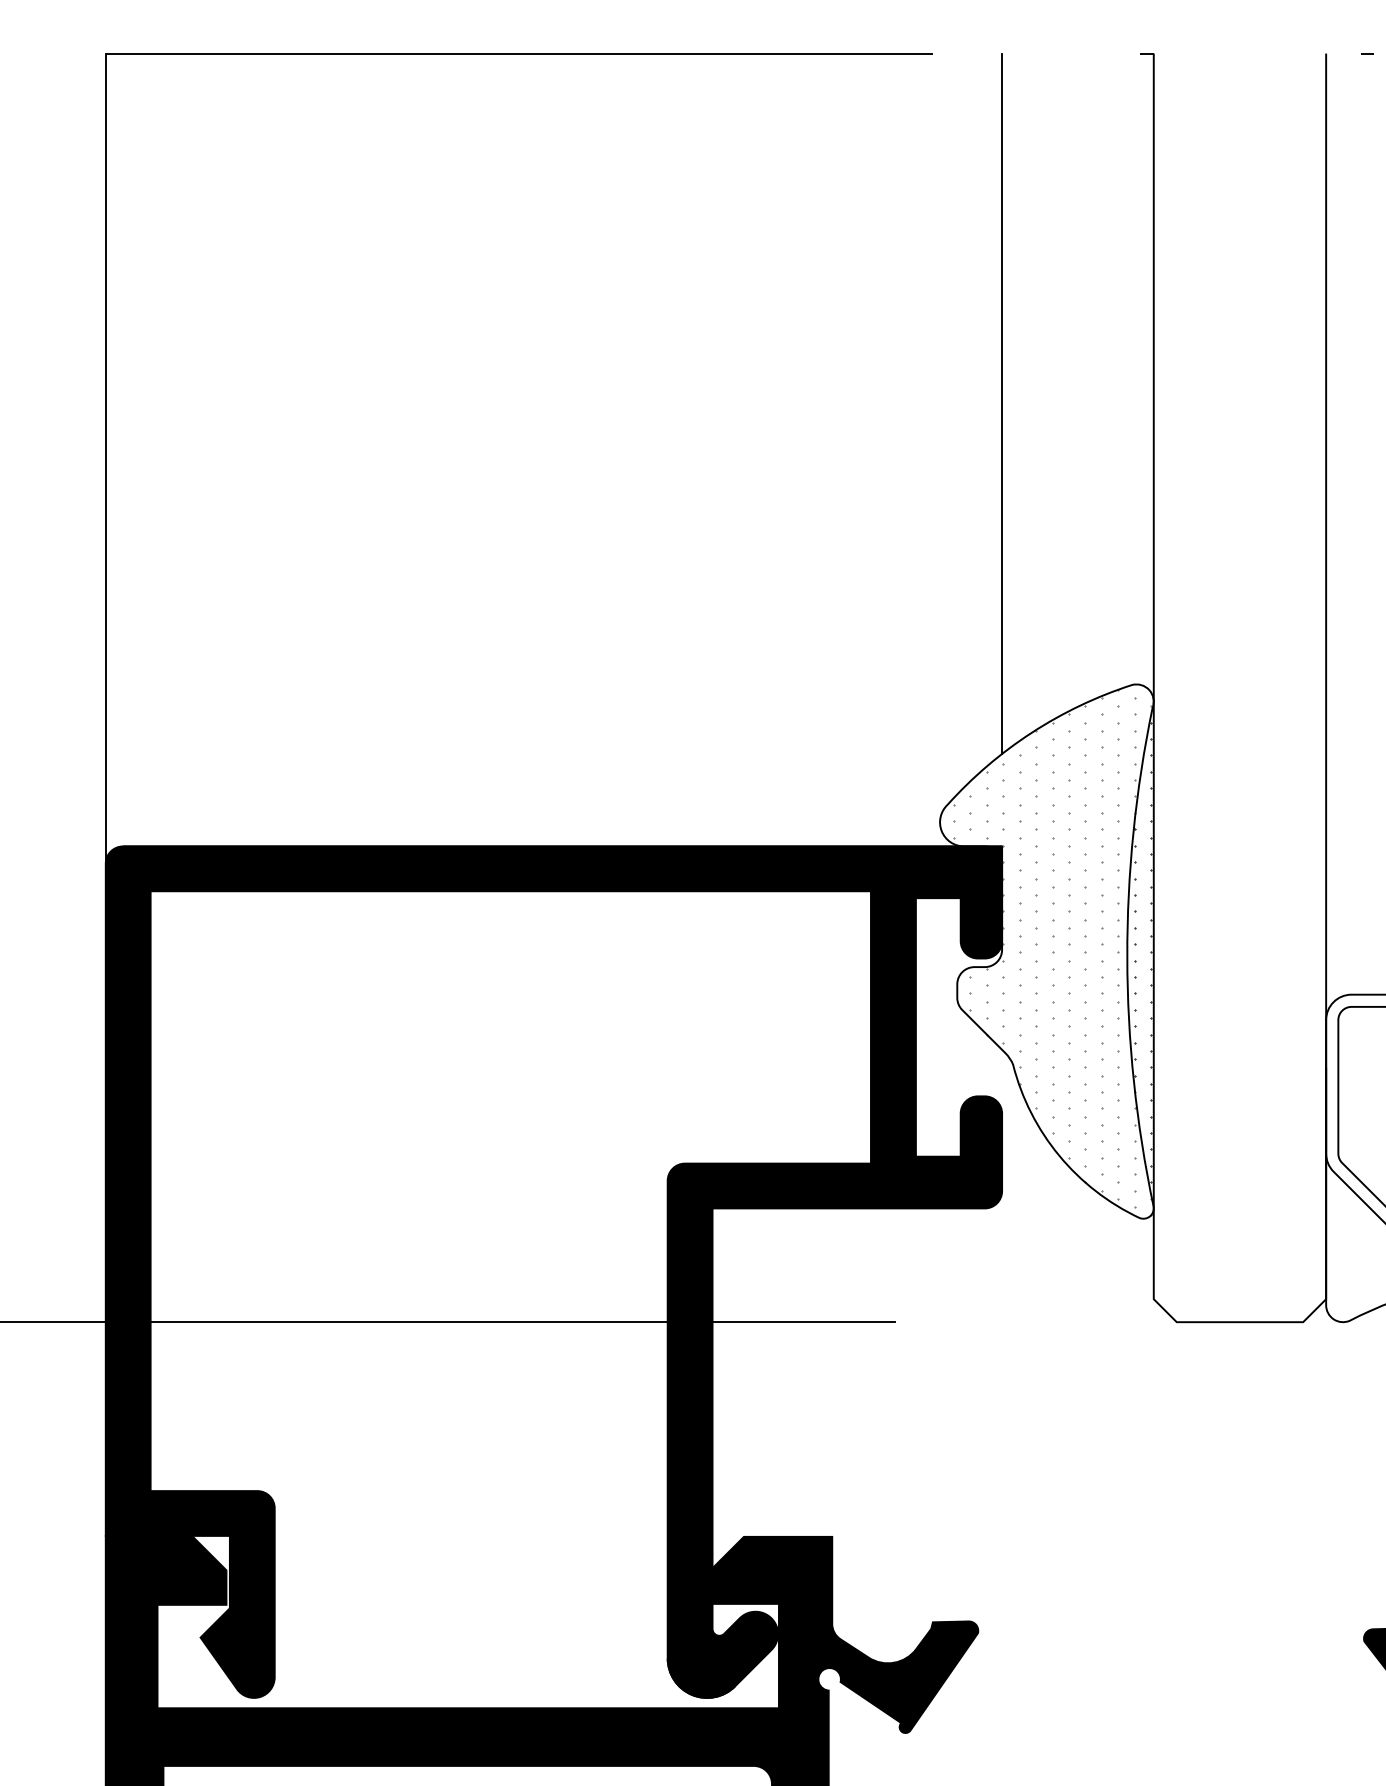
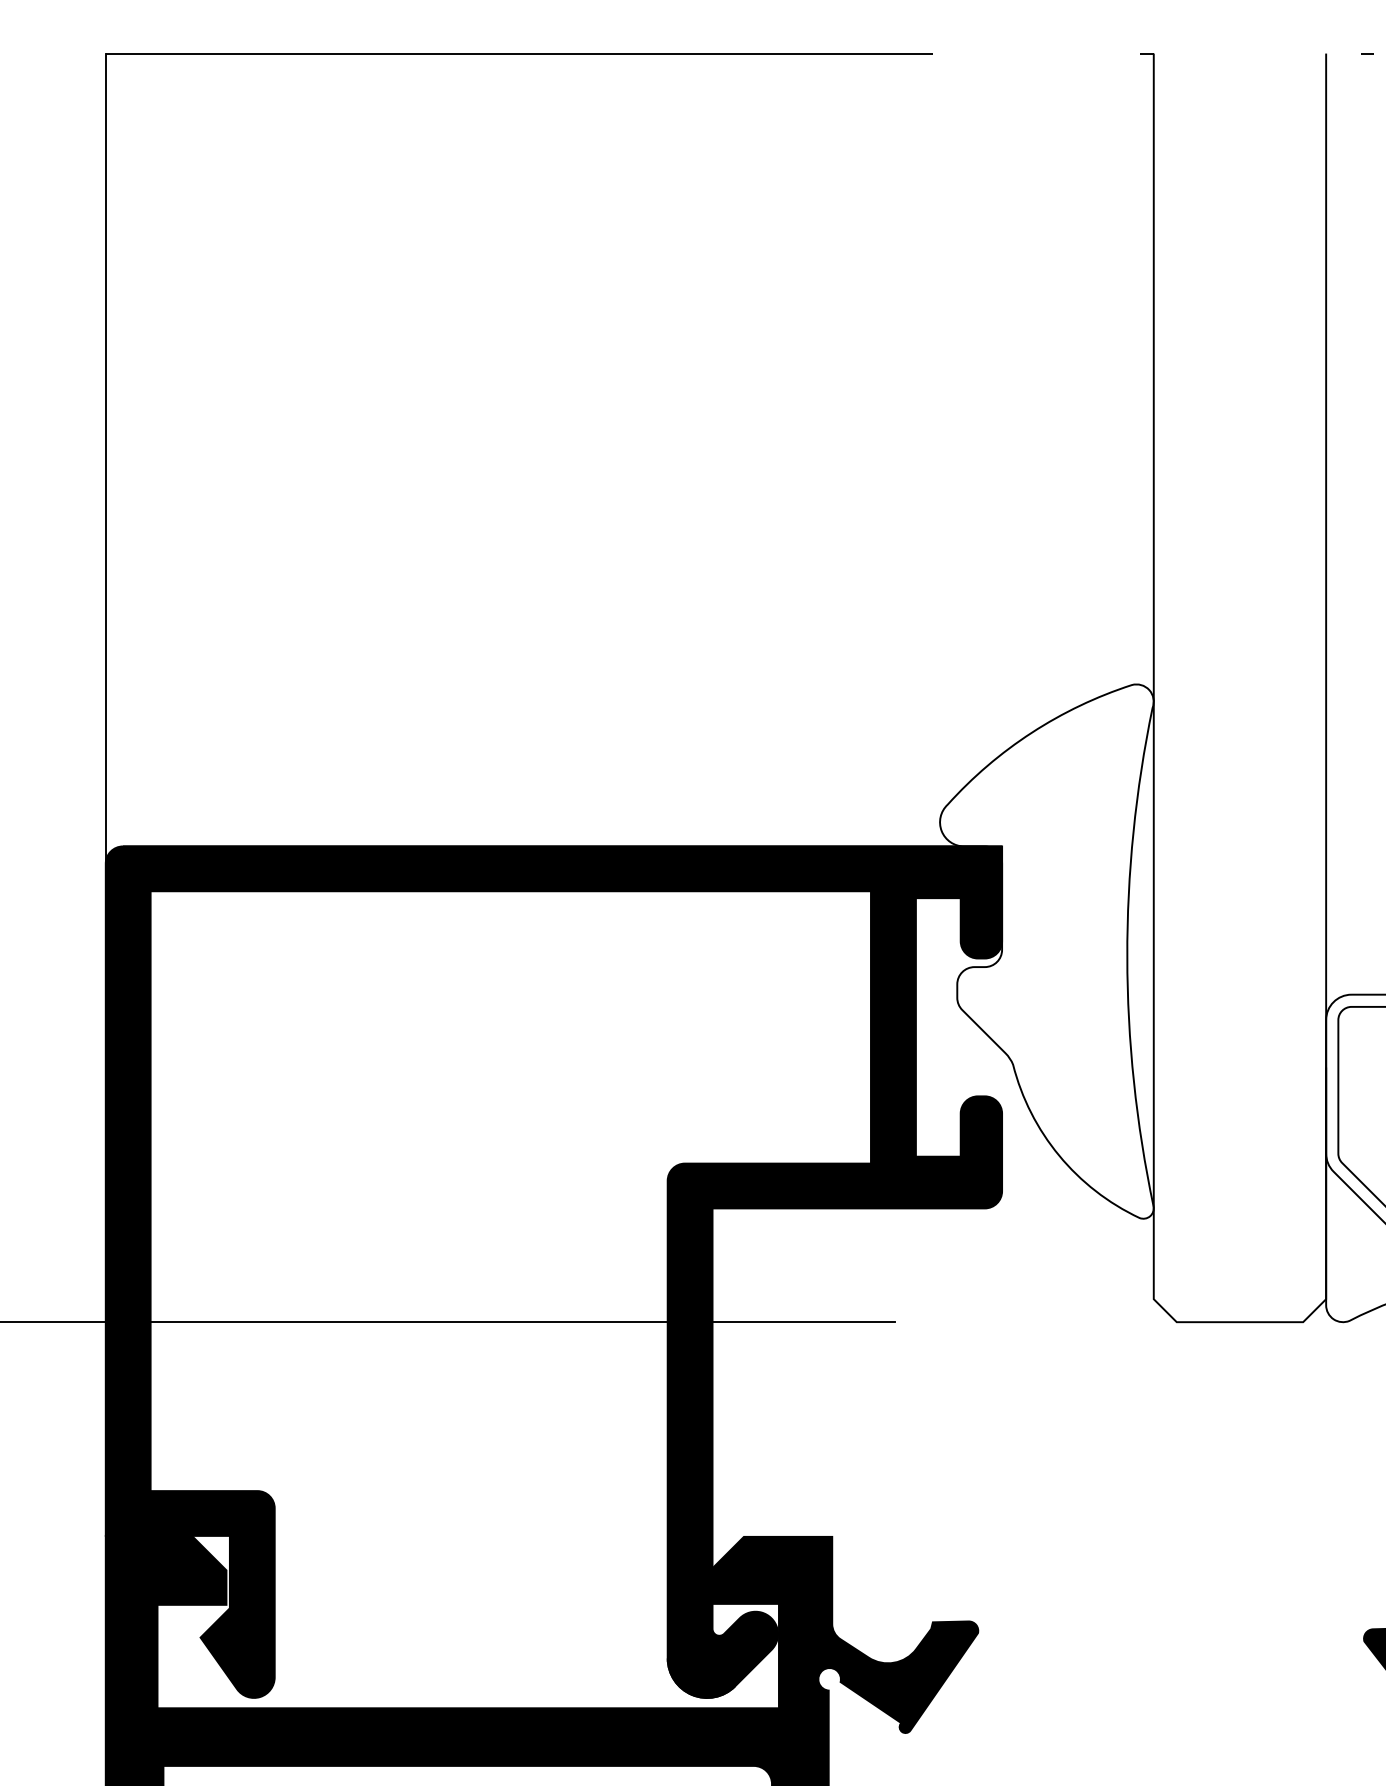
line: present -> none (1002, 403)
hatch: present -> none (1052, 952)
